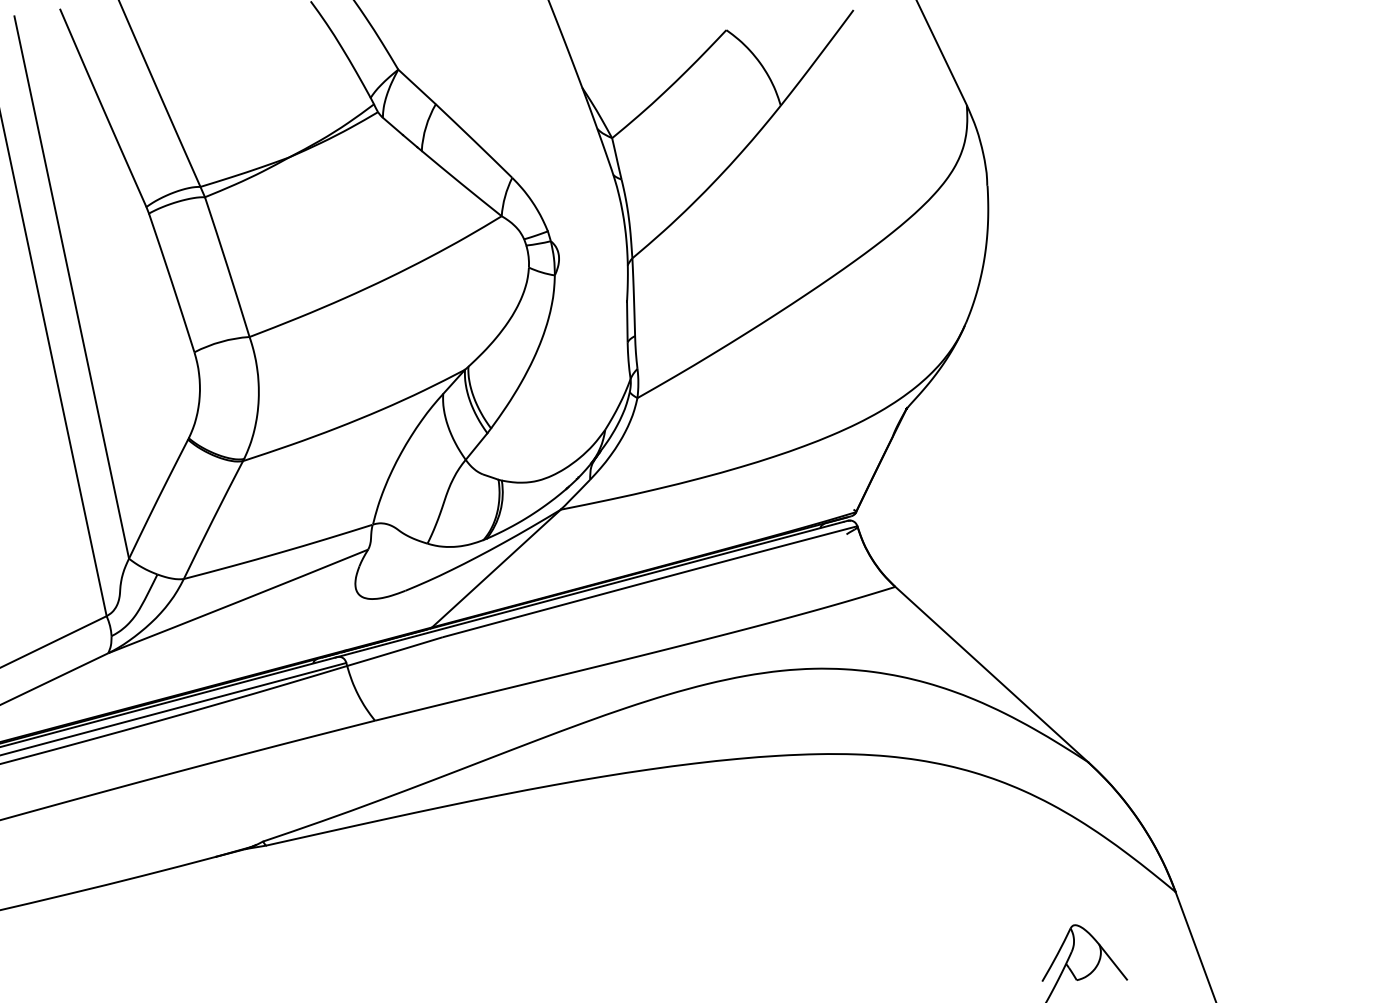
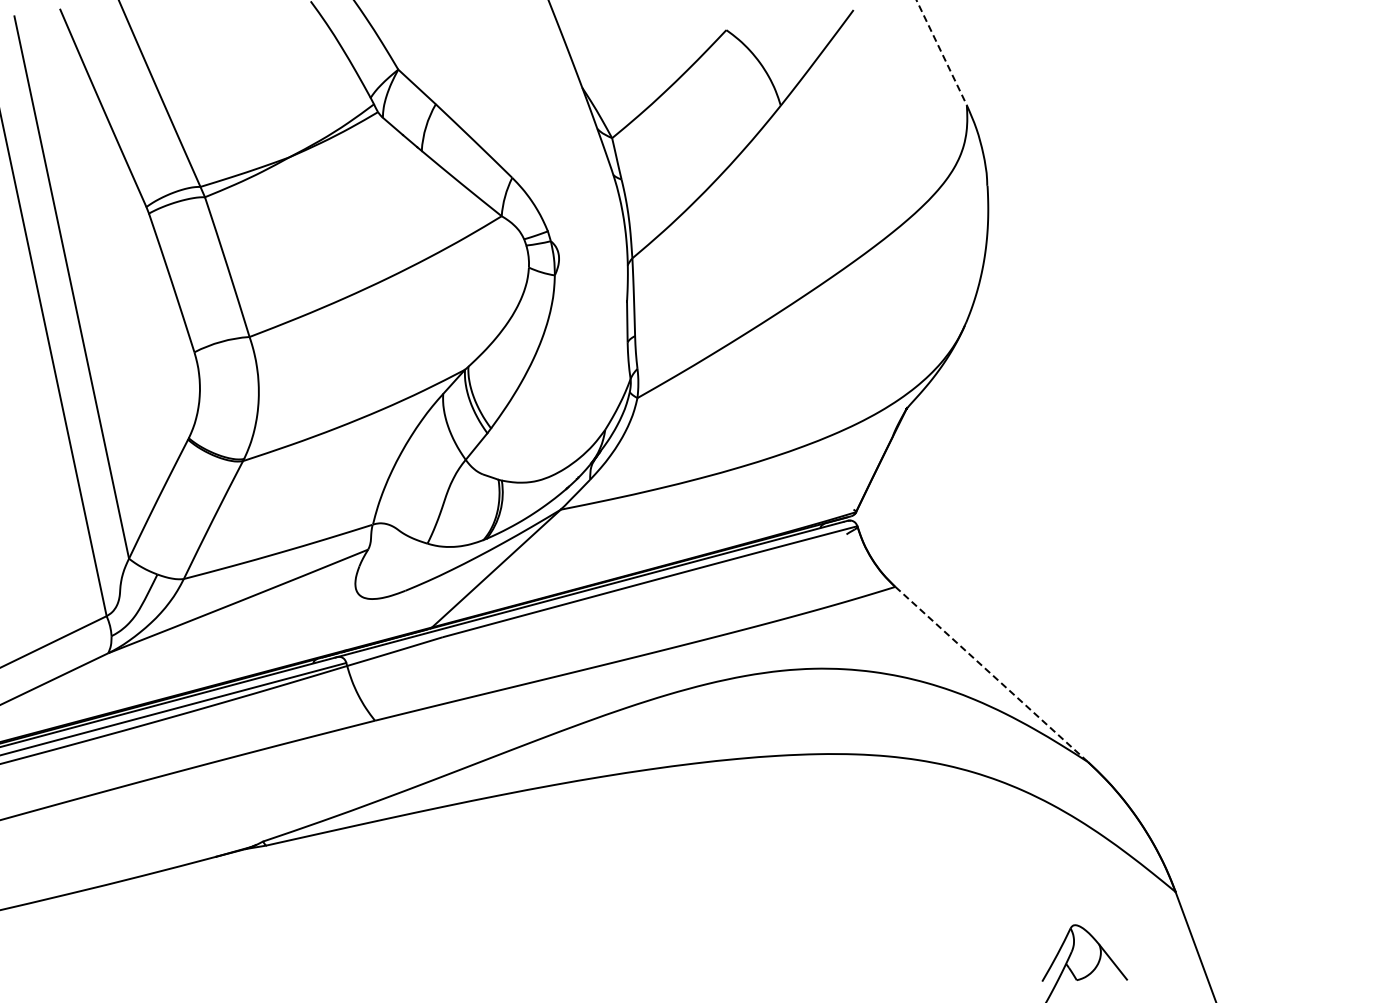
line: solid -> dashed (941, 53)
line: solid -> dashed (992, 674)
